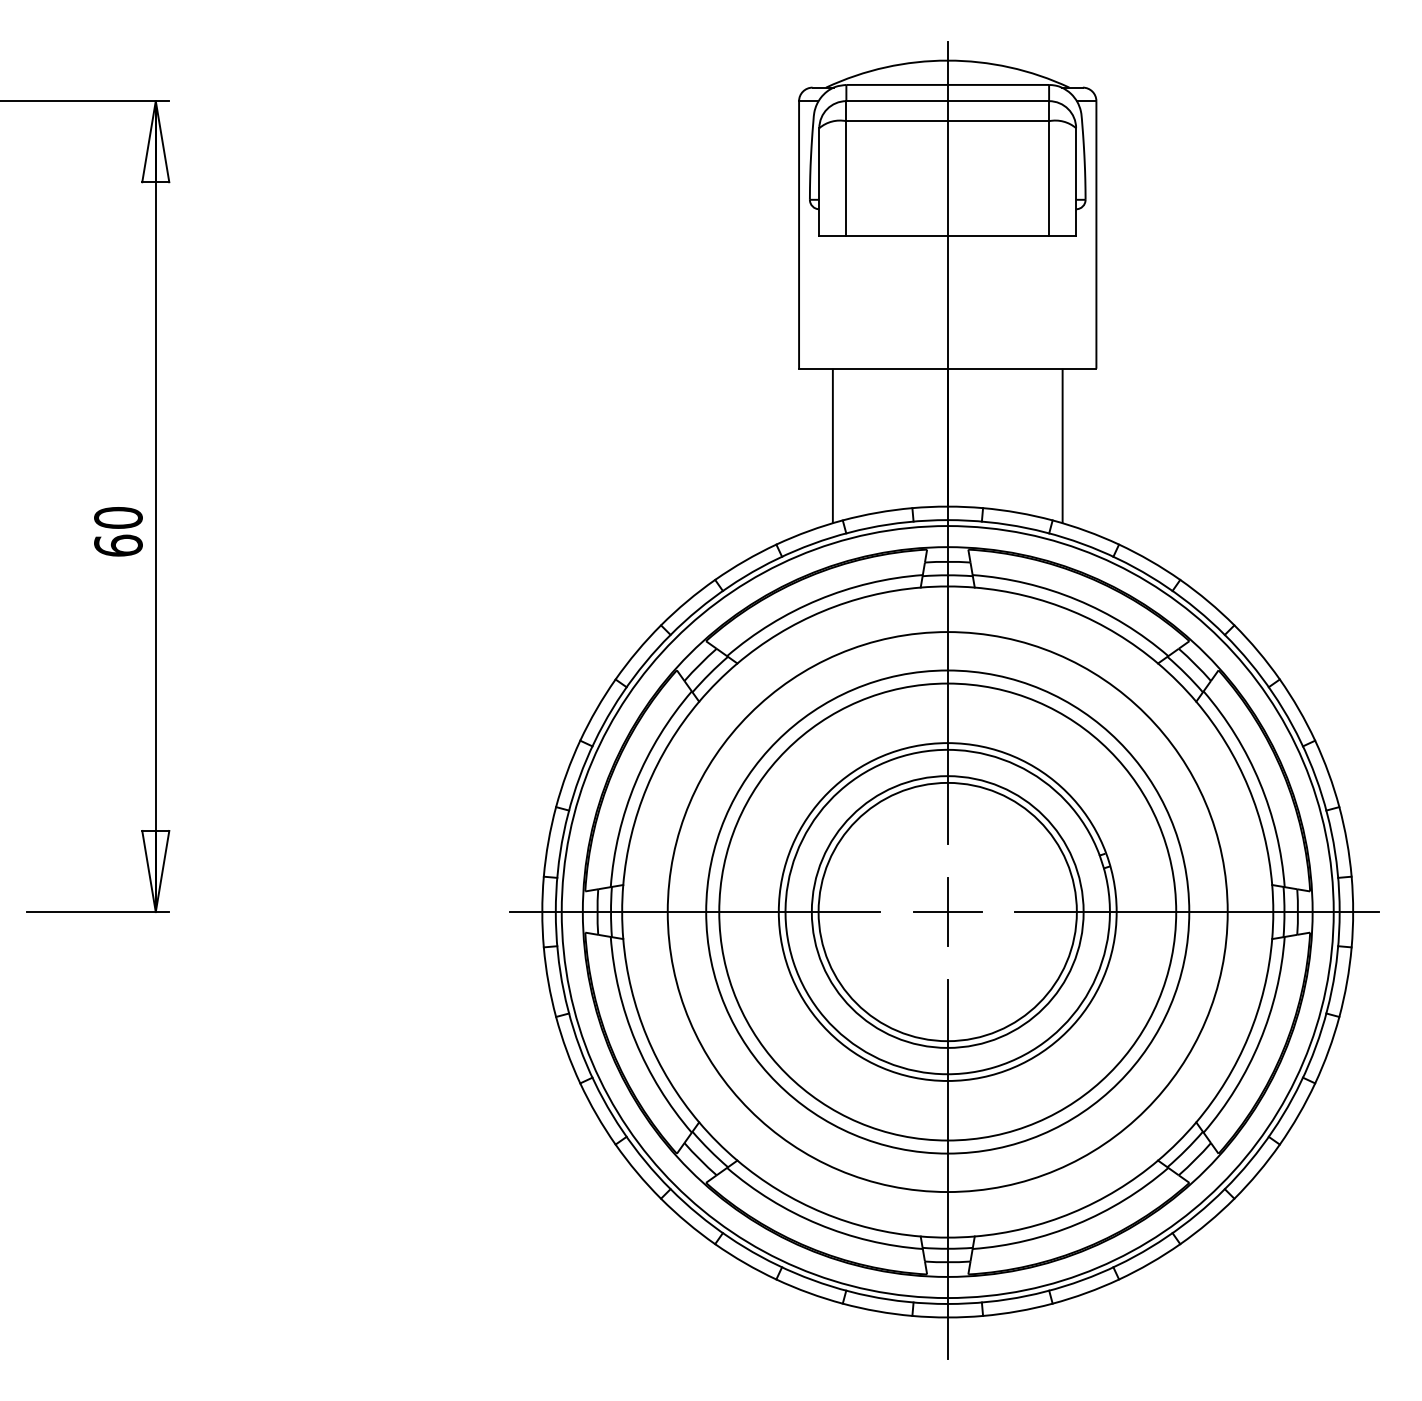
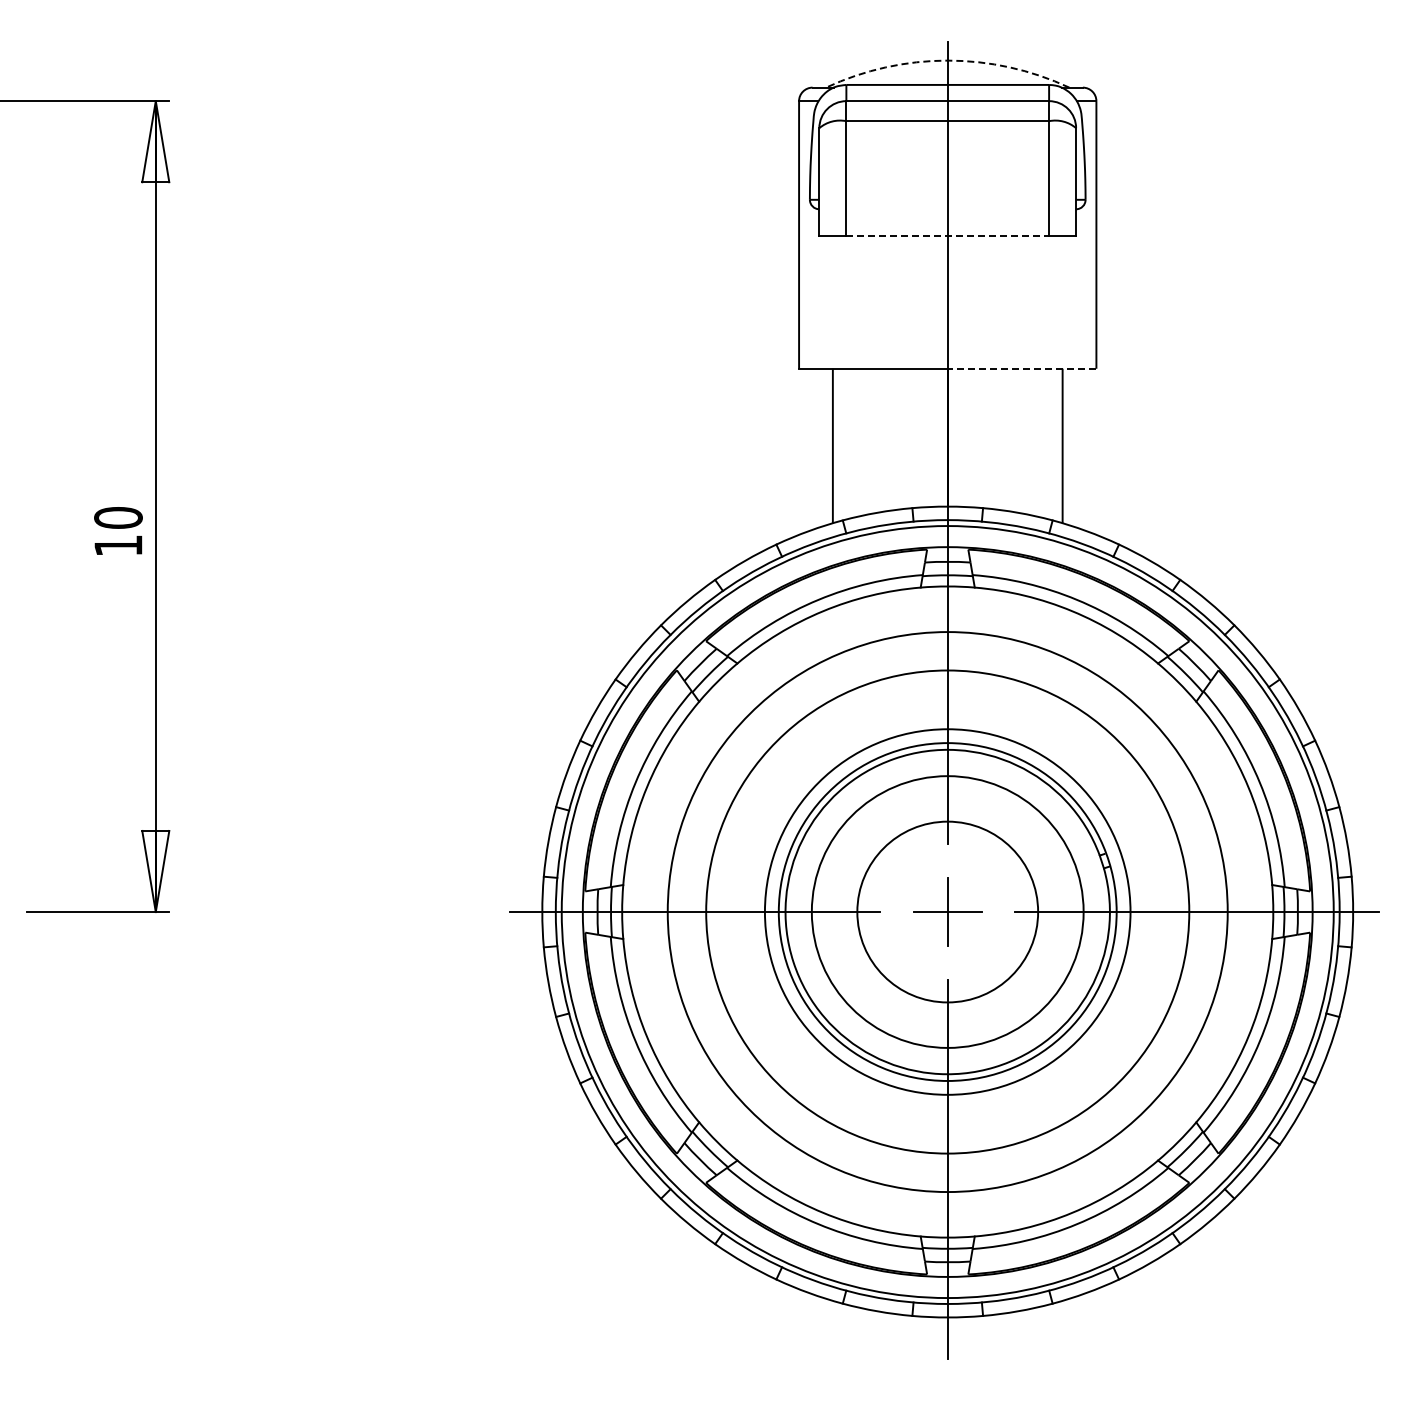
arc: solid -> dashed (947, 60)
line: solid -> dashed (948, 236)
line: solid -> dashed (1021, 368)
text: 60 -> 10 (118, 545)
circle diameter: 258 px -> 181 px (947, 911)
circle diameter: 457 px -> 366 px (947, 911)
